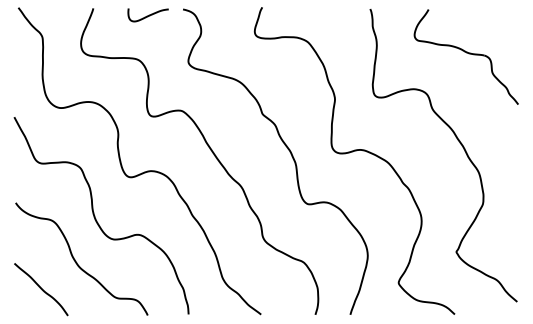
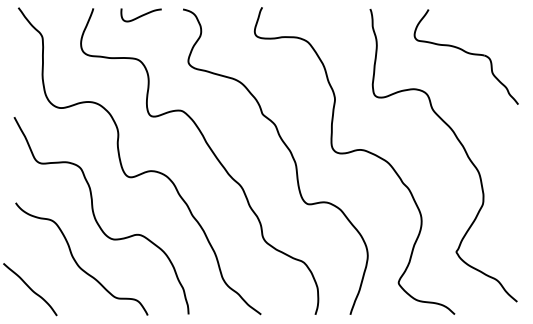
curve position: (147, 15) -> (140, 15) (140, 15)
curve position: (41, 289) -> (30, 289) (30, 289)
